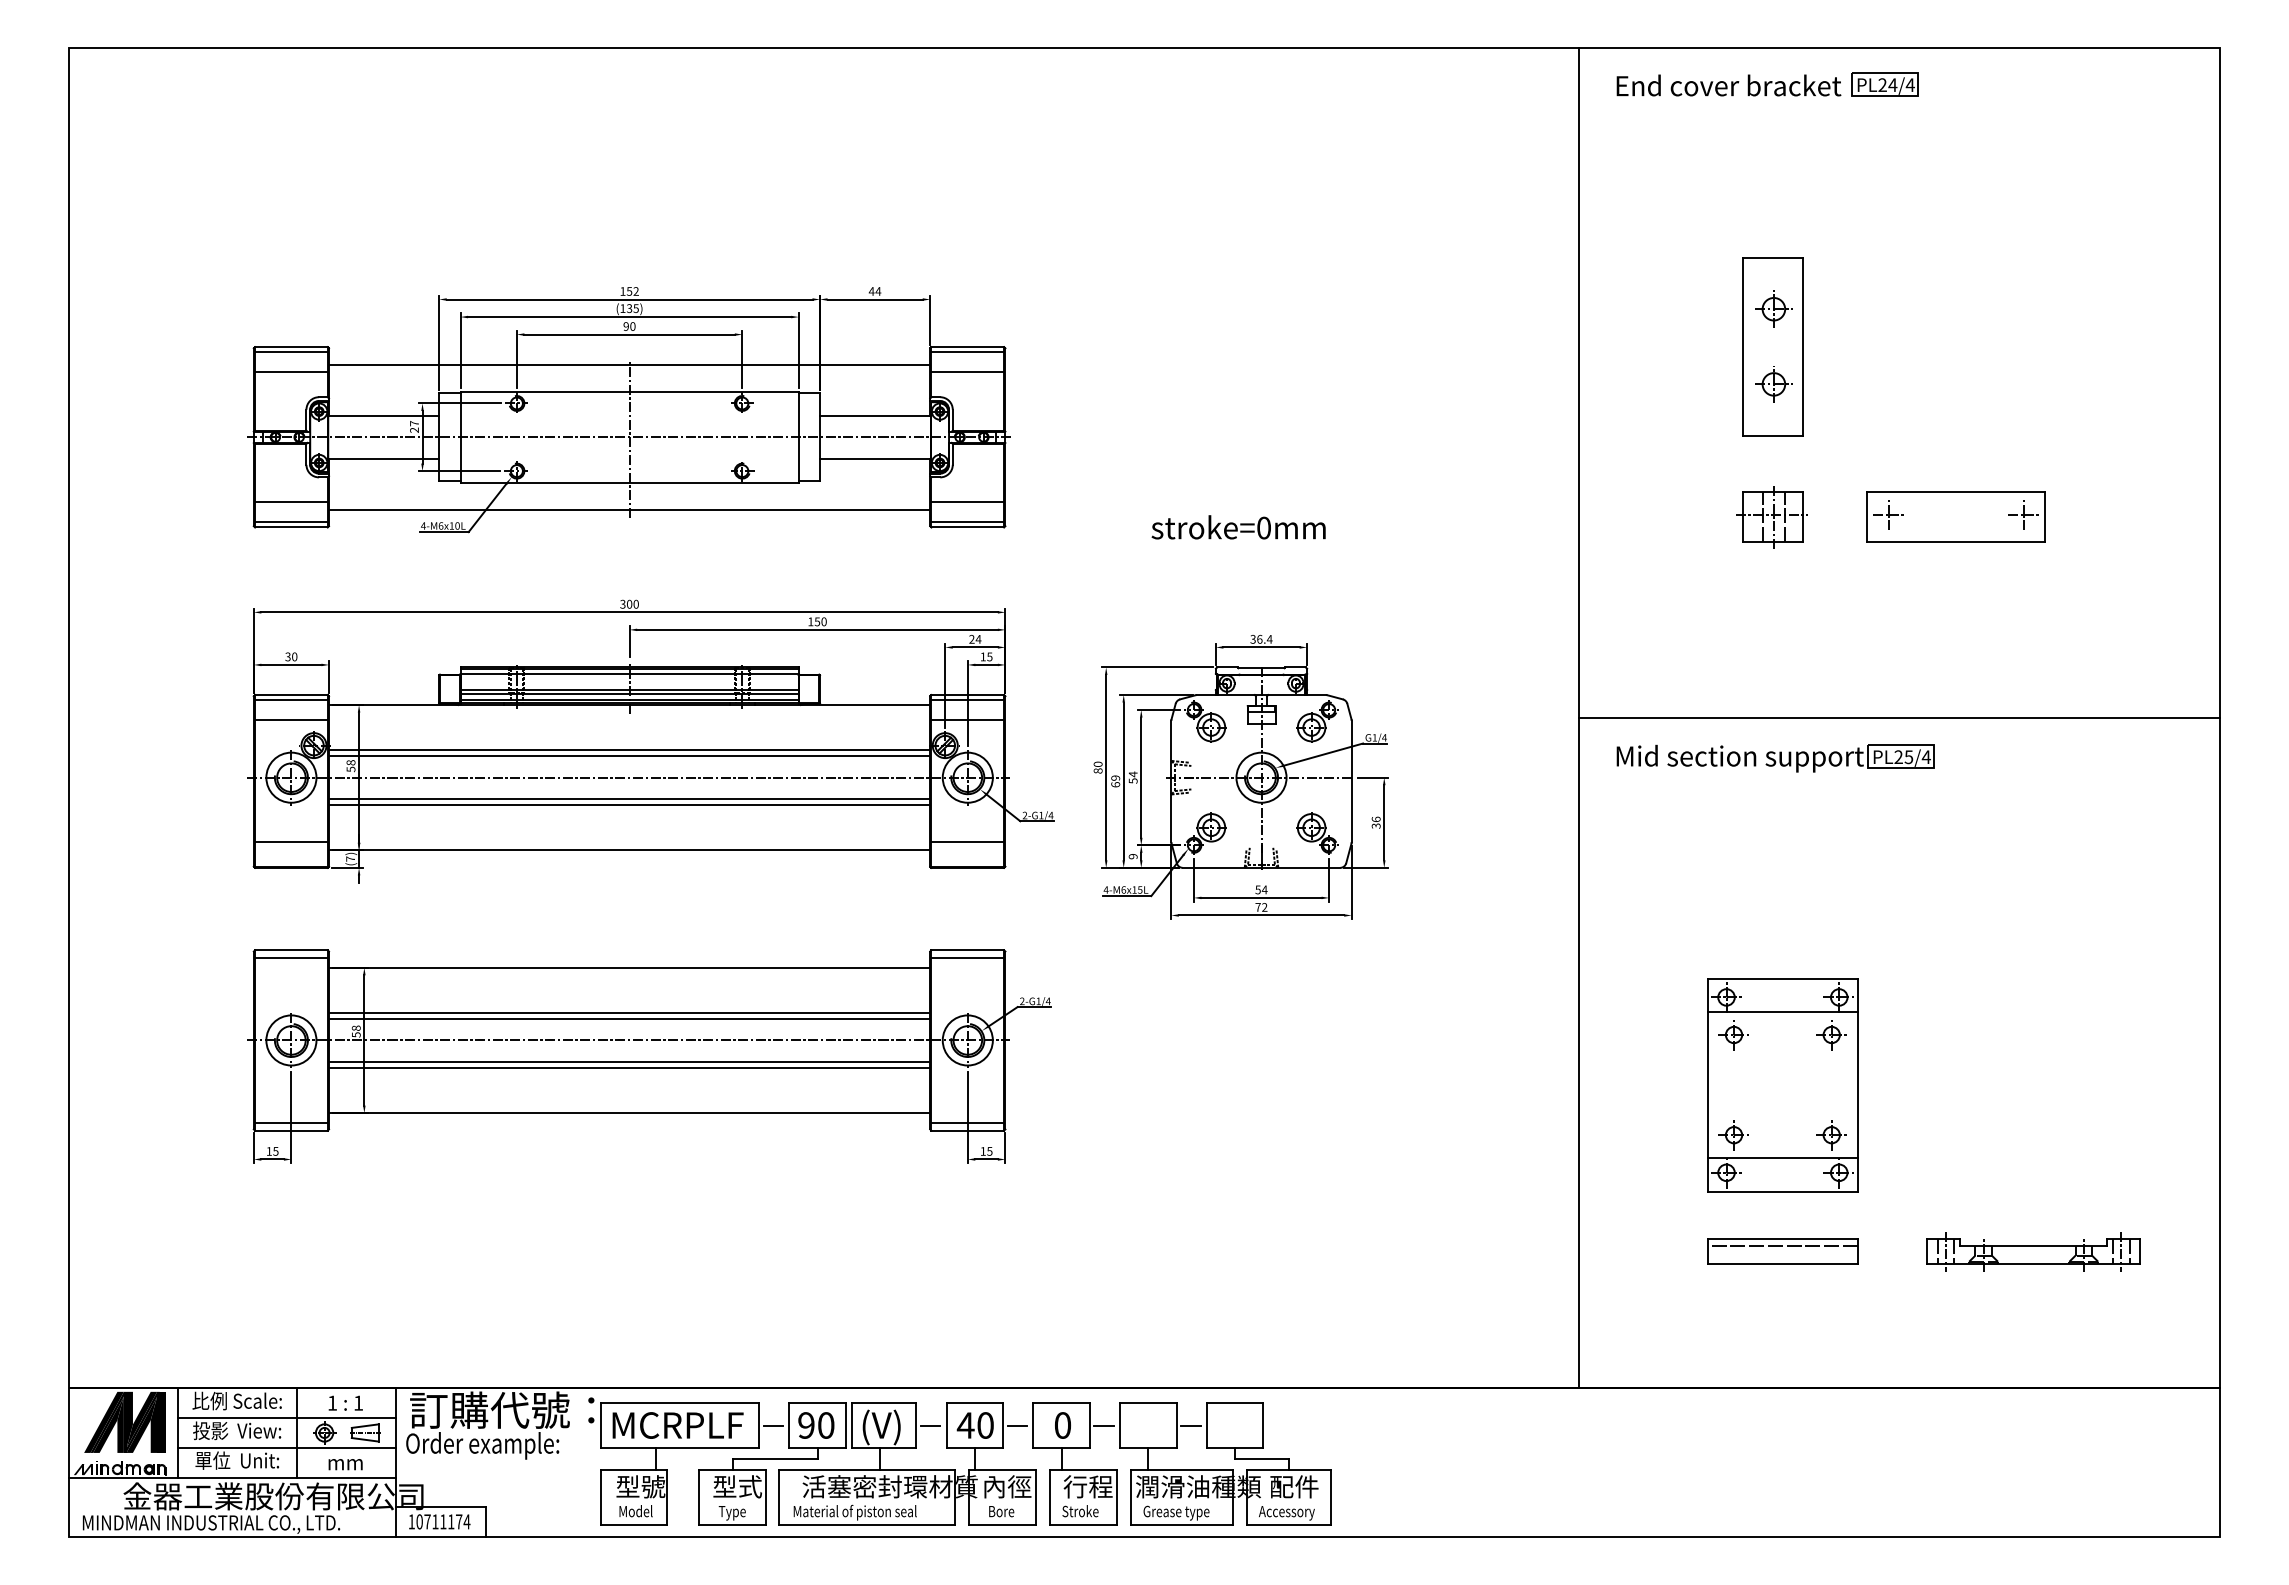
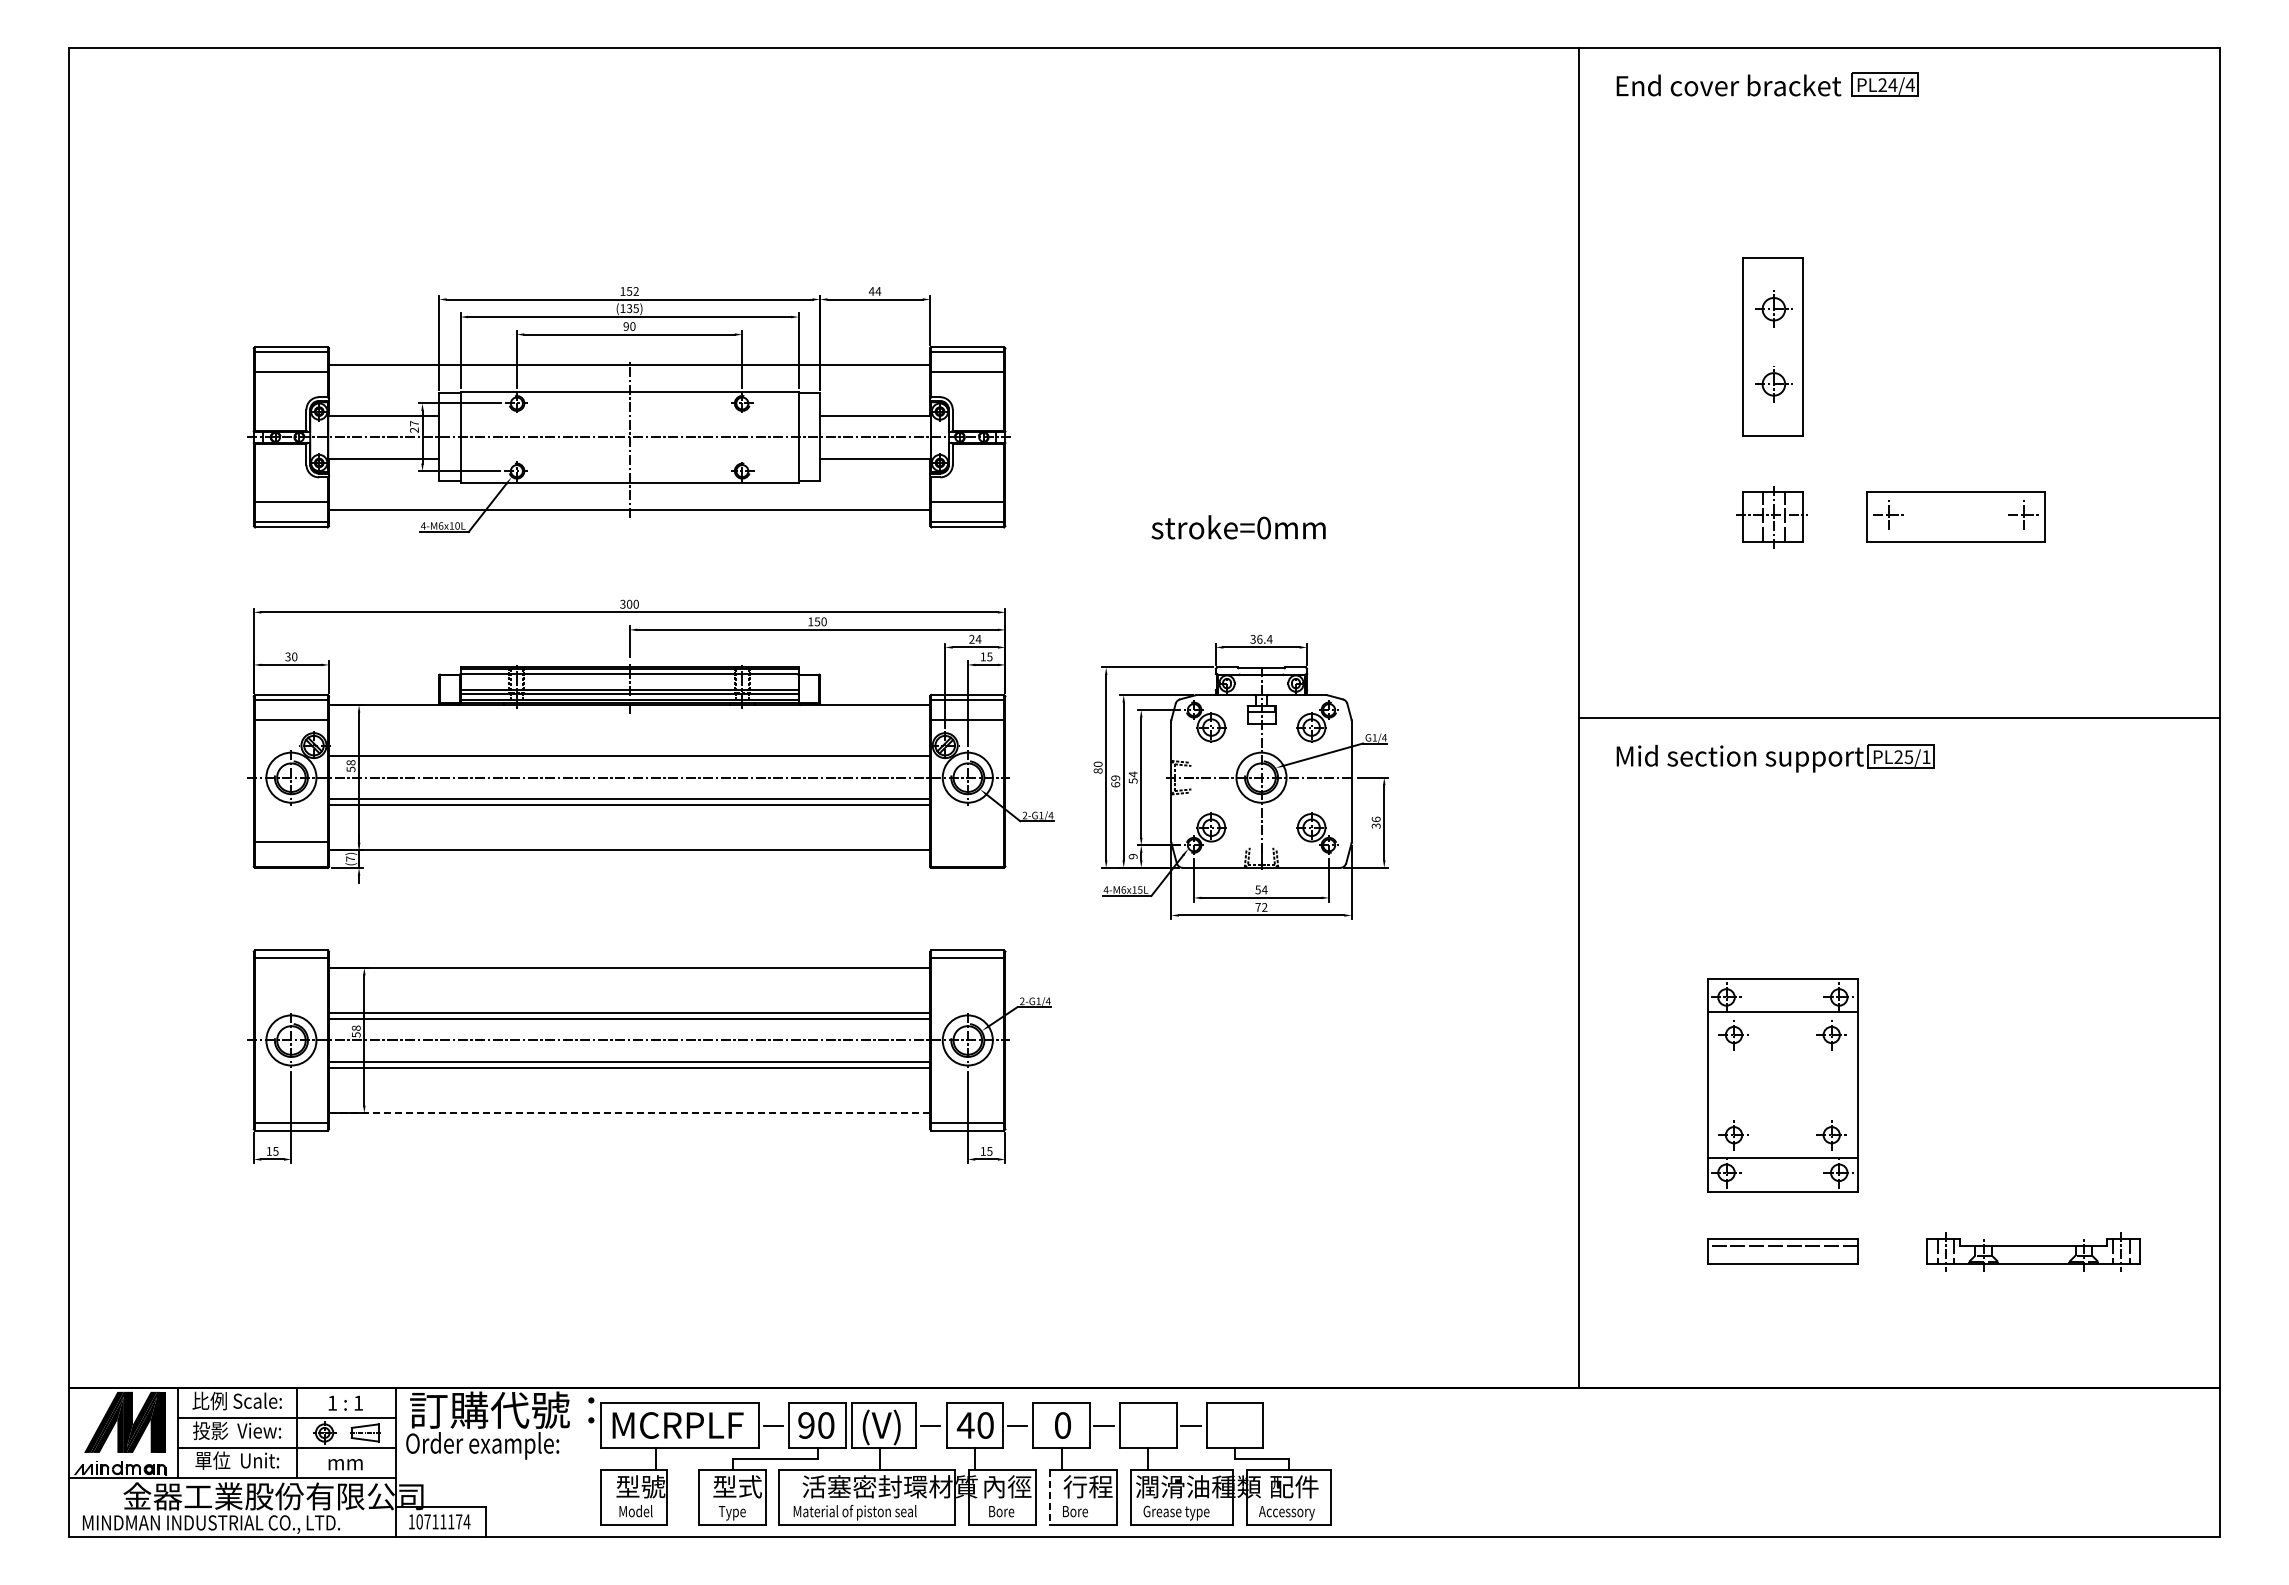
line: present -> none (629, 750)
text: PL25/4 -> PL25/1 (1925, 756)
line: present -> none (967, 842)
line: solid -> dashed (629, 1113)
line: solid -> dashed (1049, 1498)
text: Stroke -> Bore (1080, 1511)
